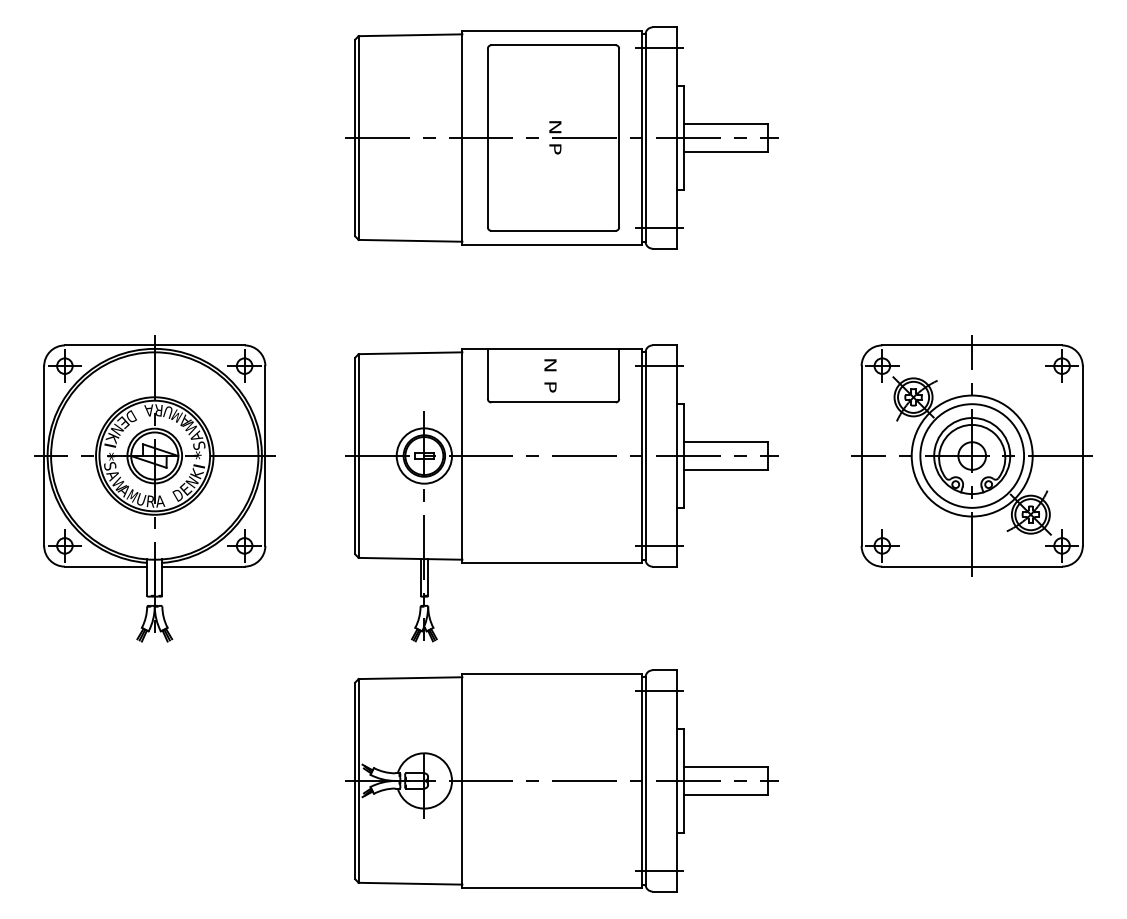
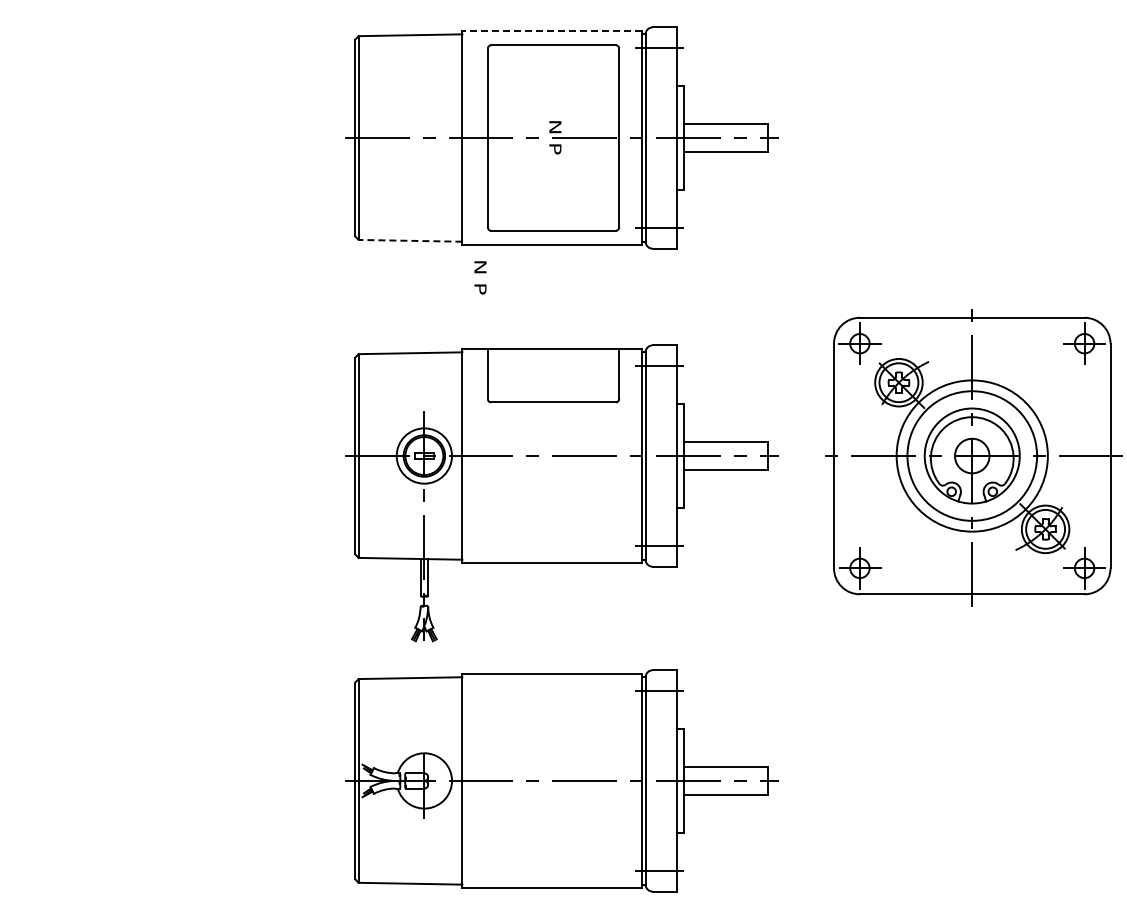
line: solid -> dashed (552, 30)
line: solid -> dashed (410, 240)
text position: (550, 375) -> (480, 277) (480, 277)
part size: 242x242 px -> 298x298 px (973, 457)
part: present -> none (154, 488)
